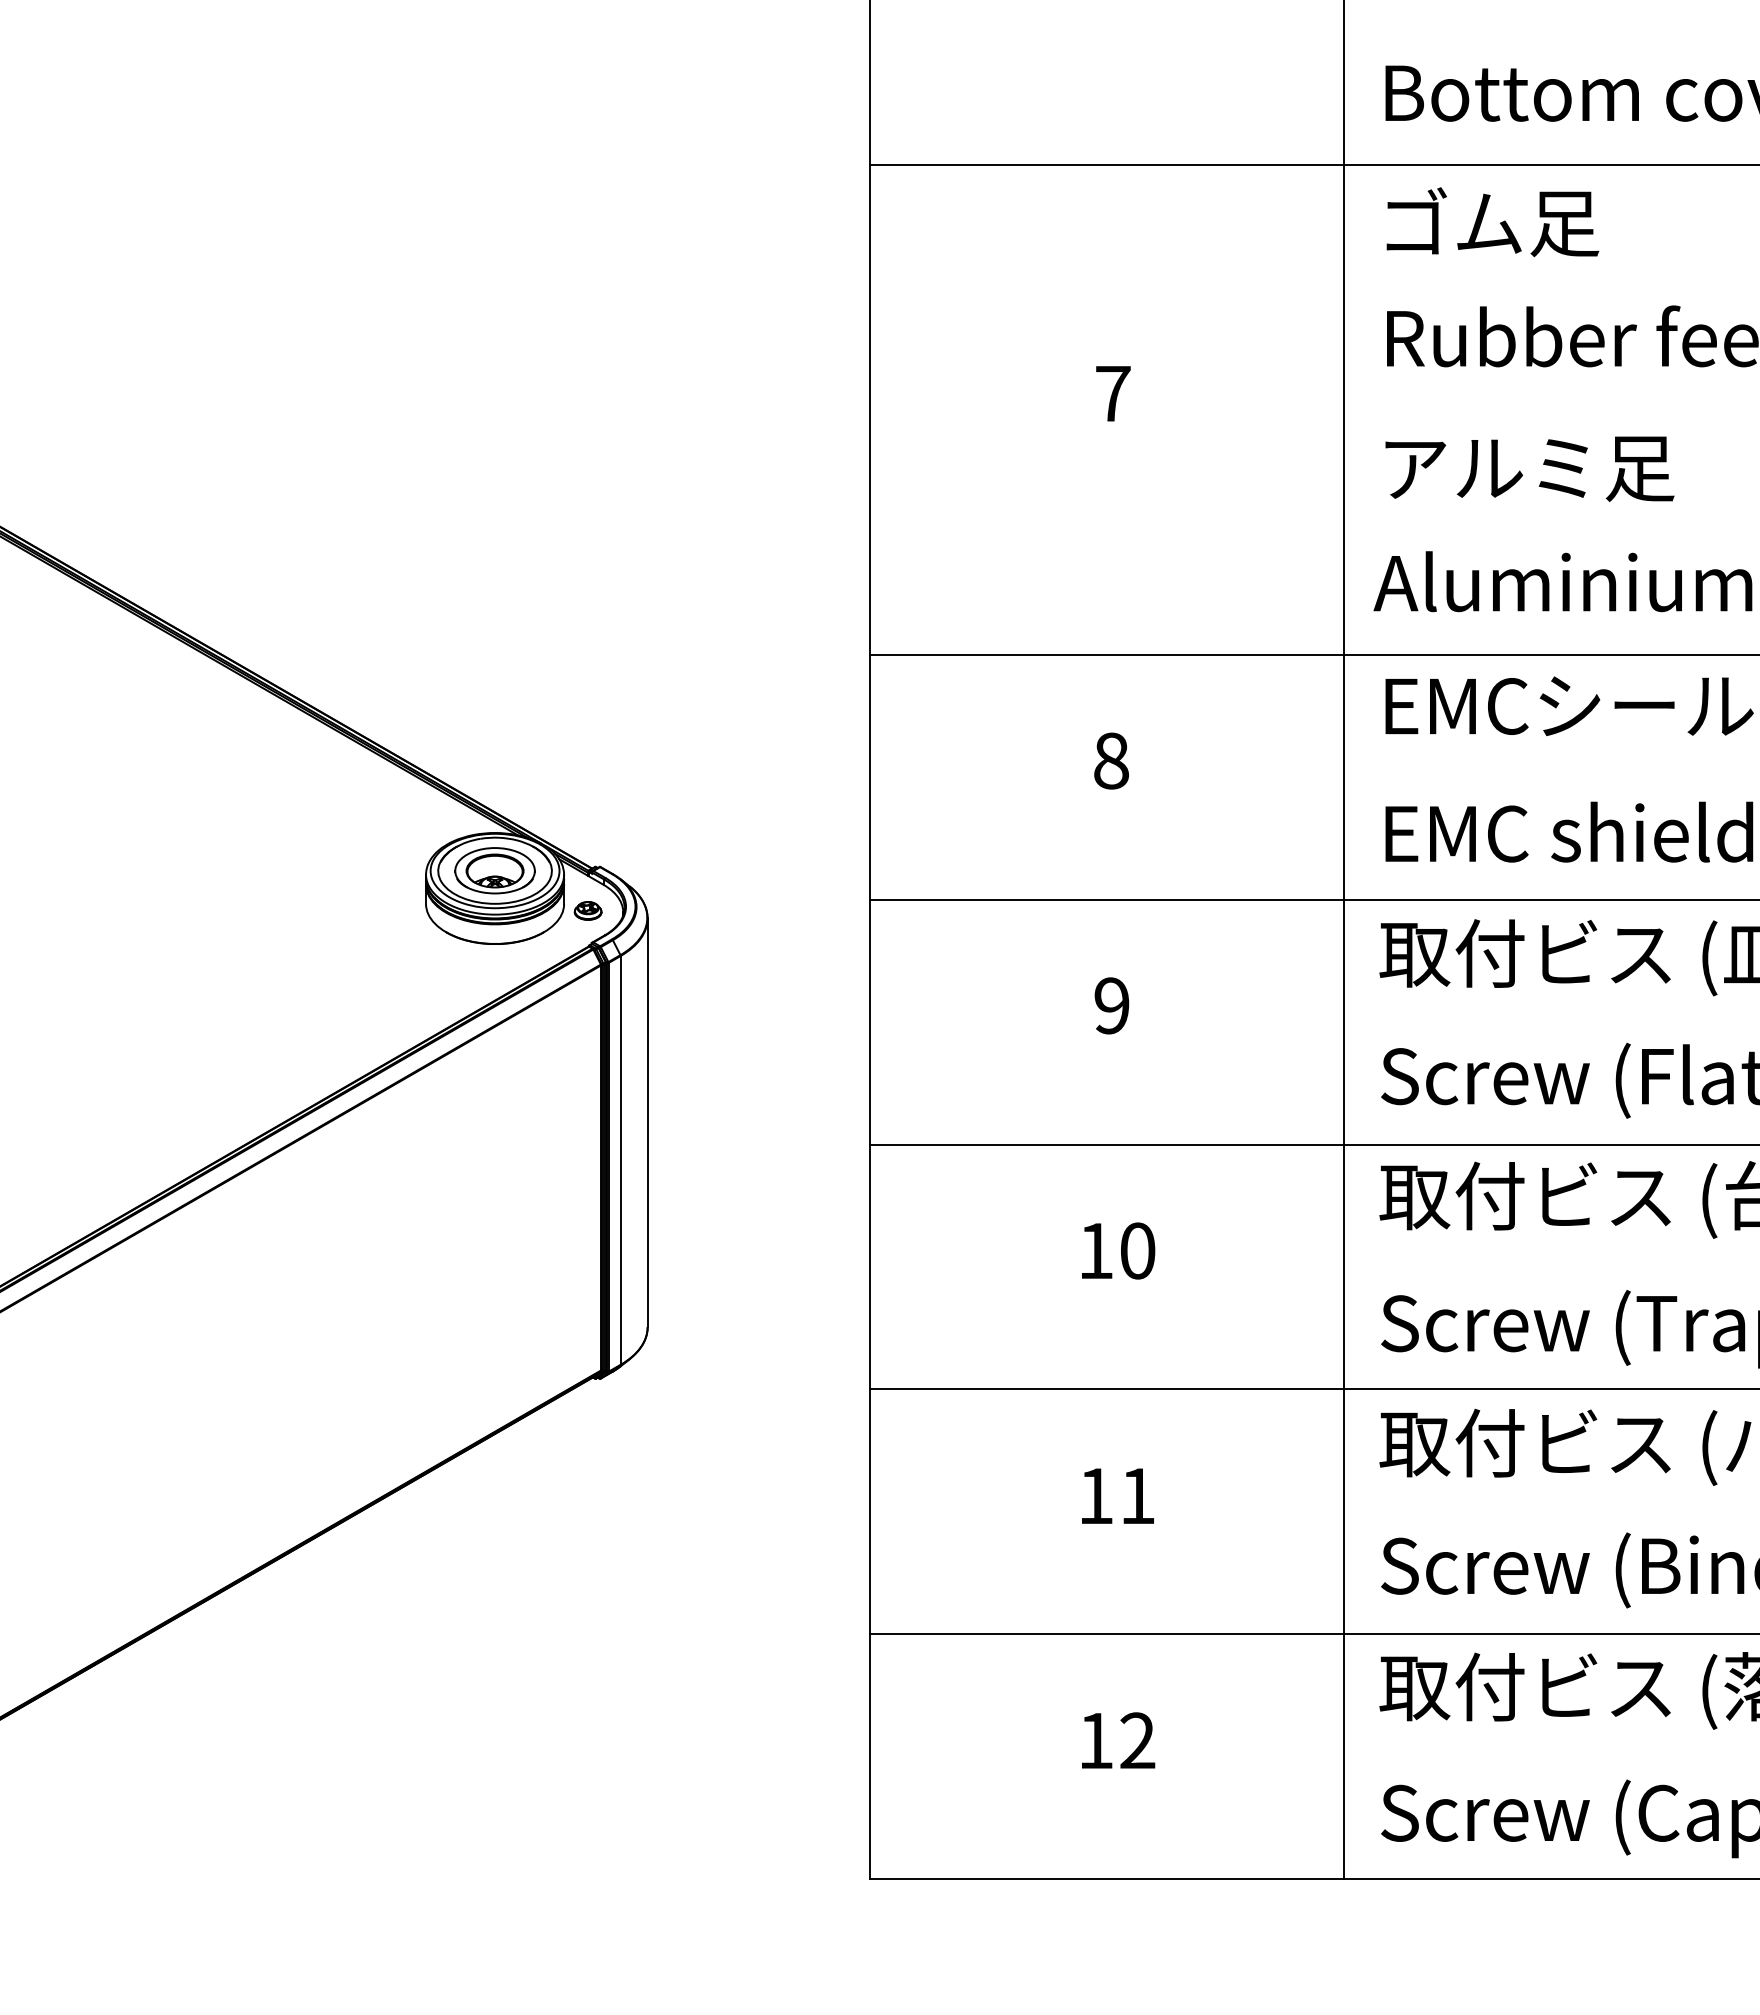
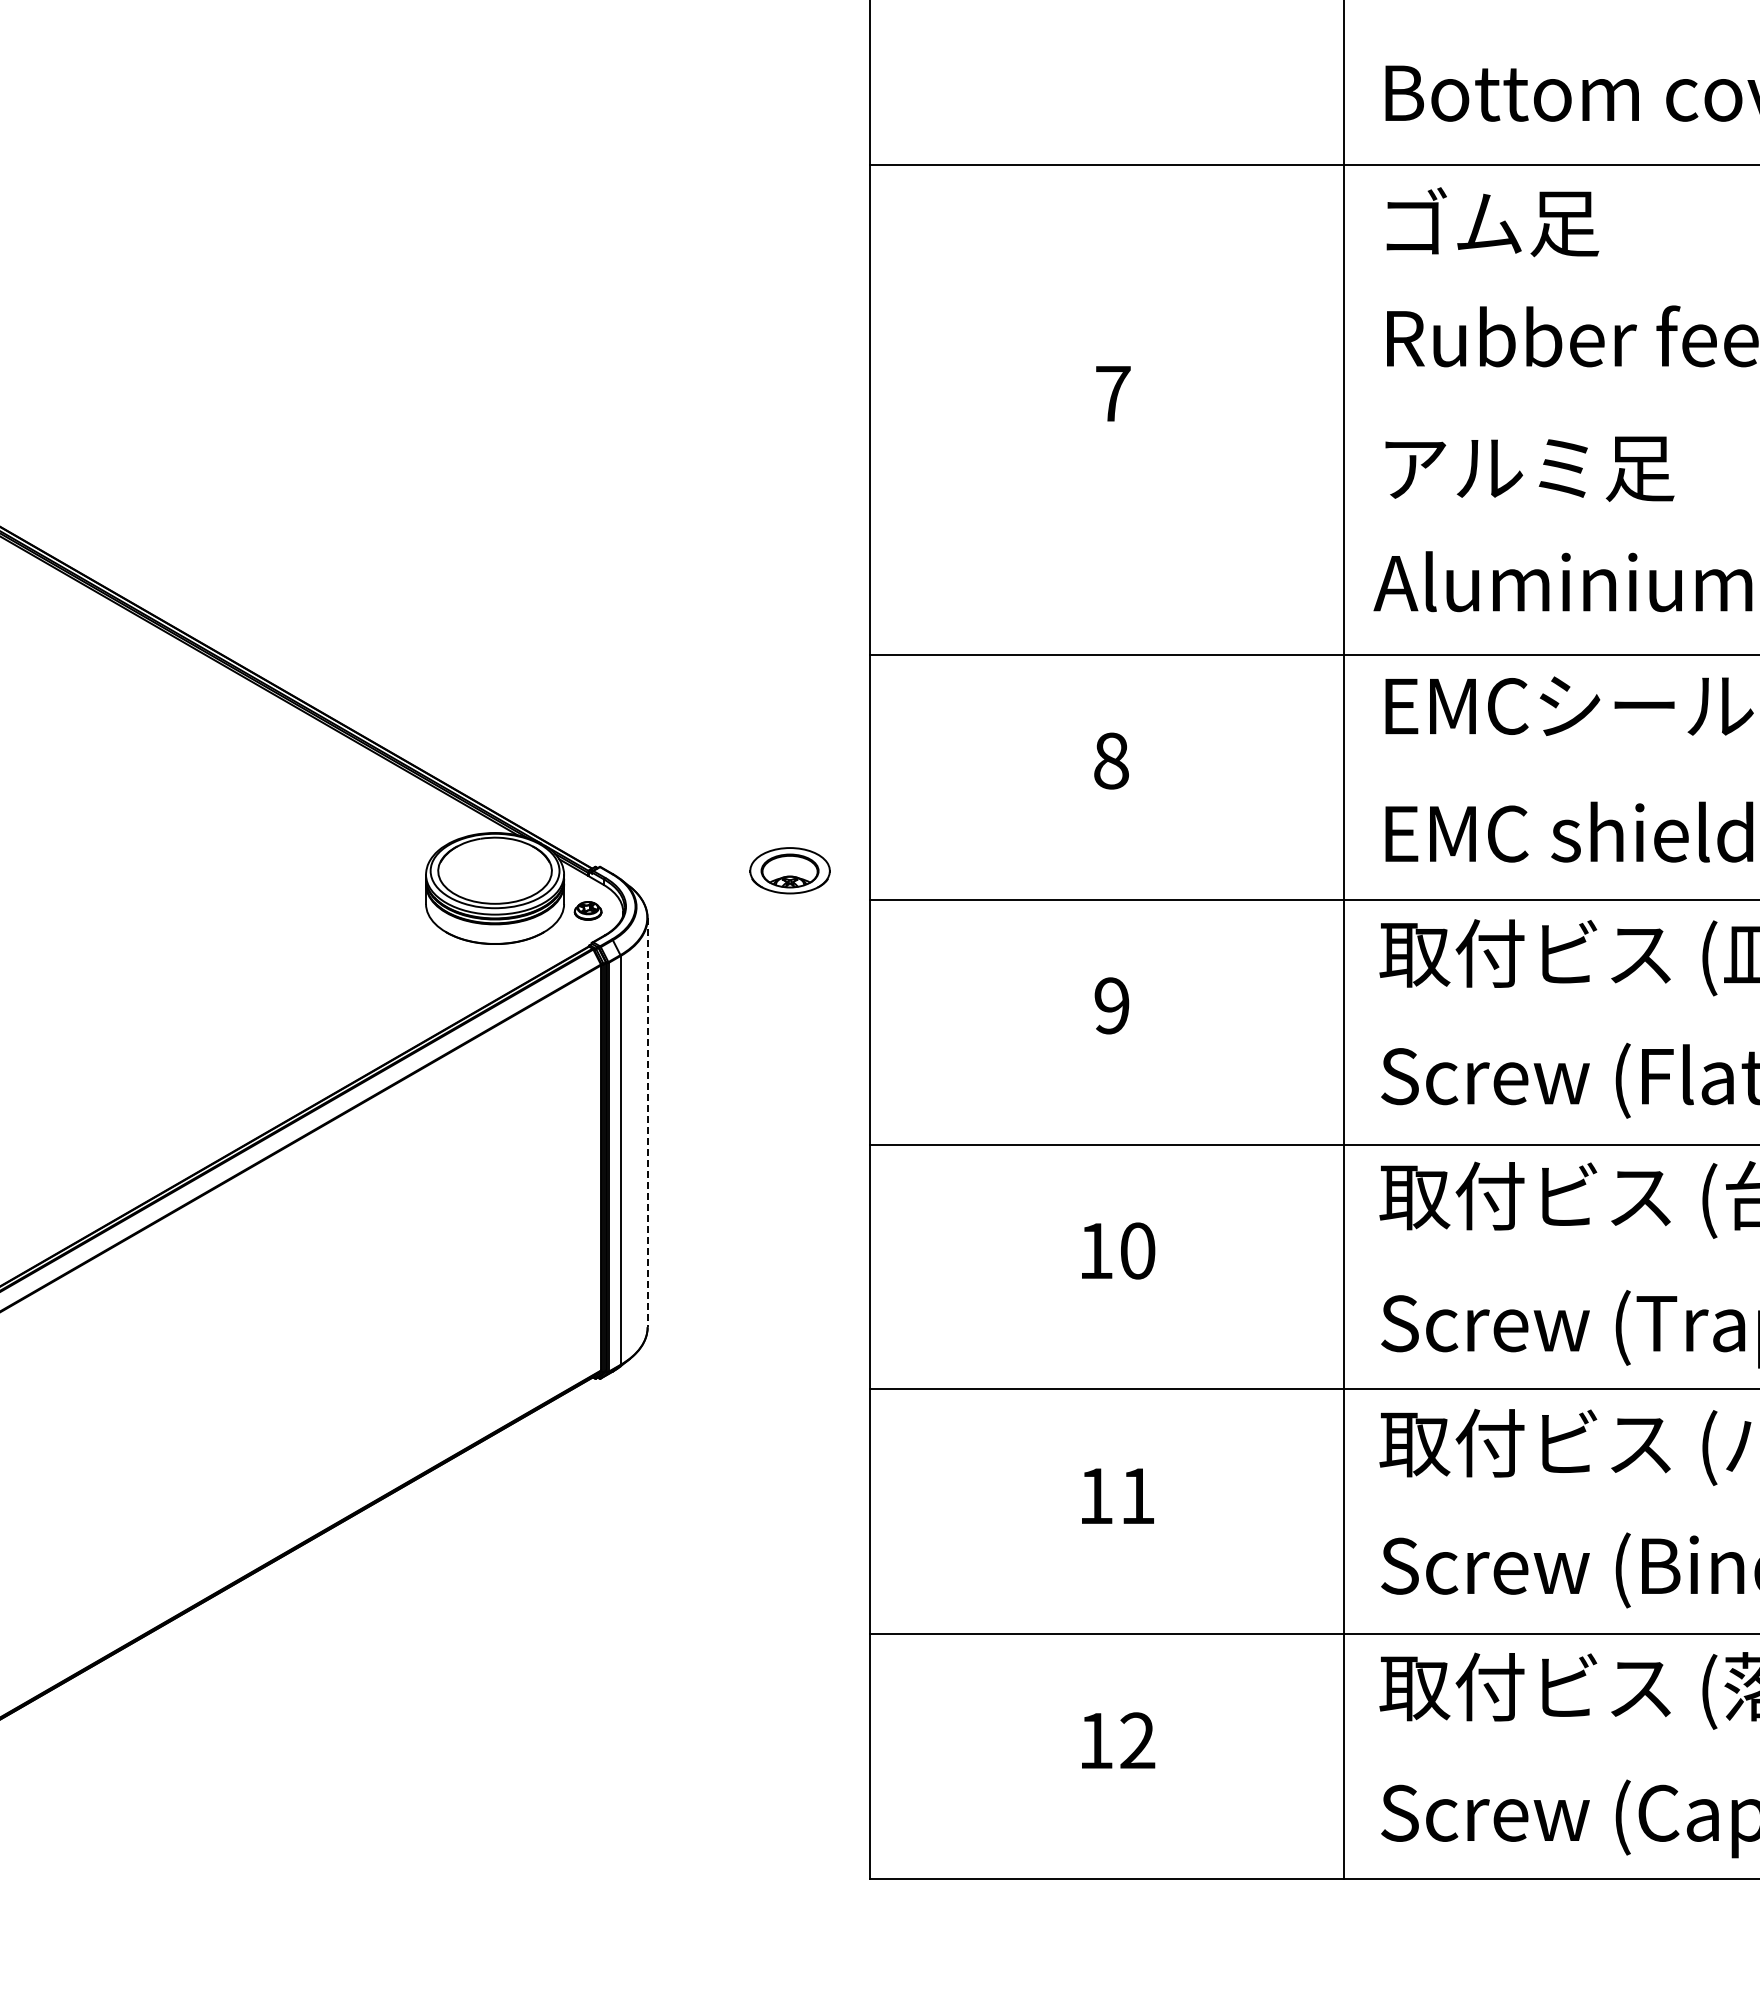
part position: (494, 870) -> (789, 870) (789, 870)
line: solid -> dashed (647, 1123)
